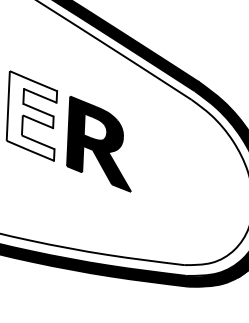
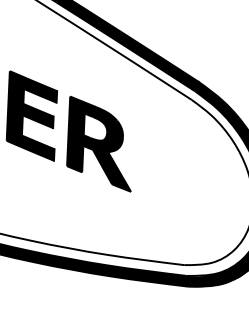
fill: none -> present (31, 115)
